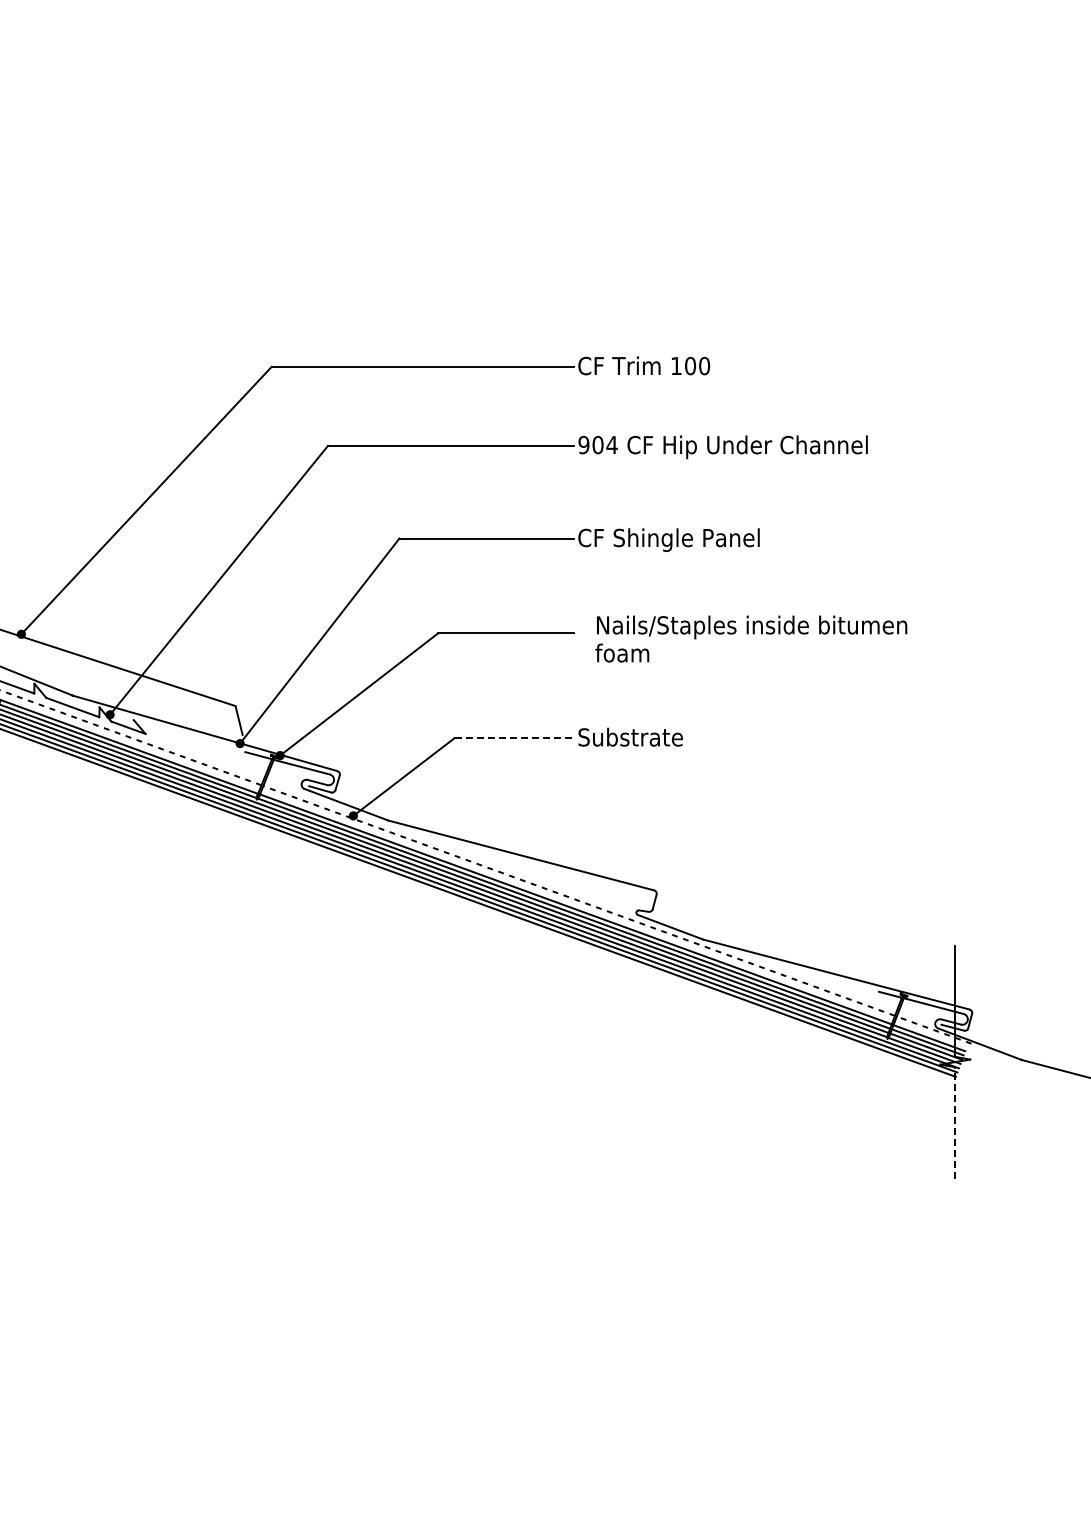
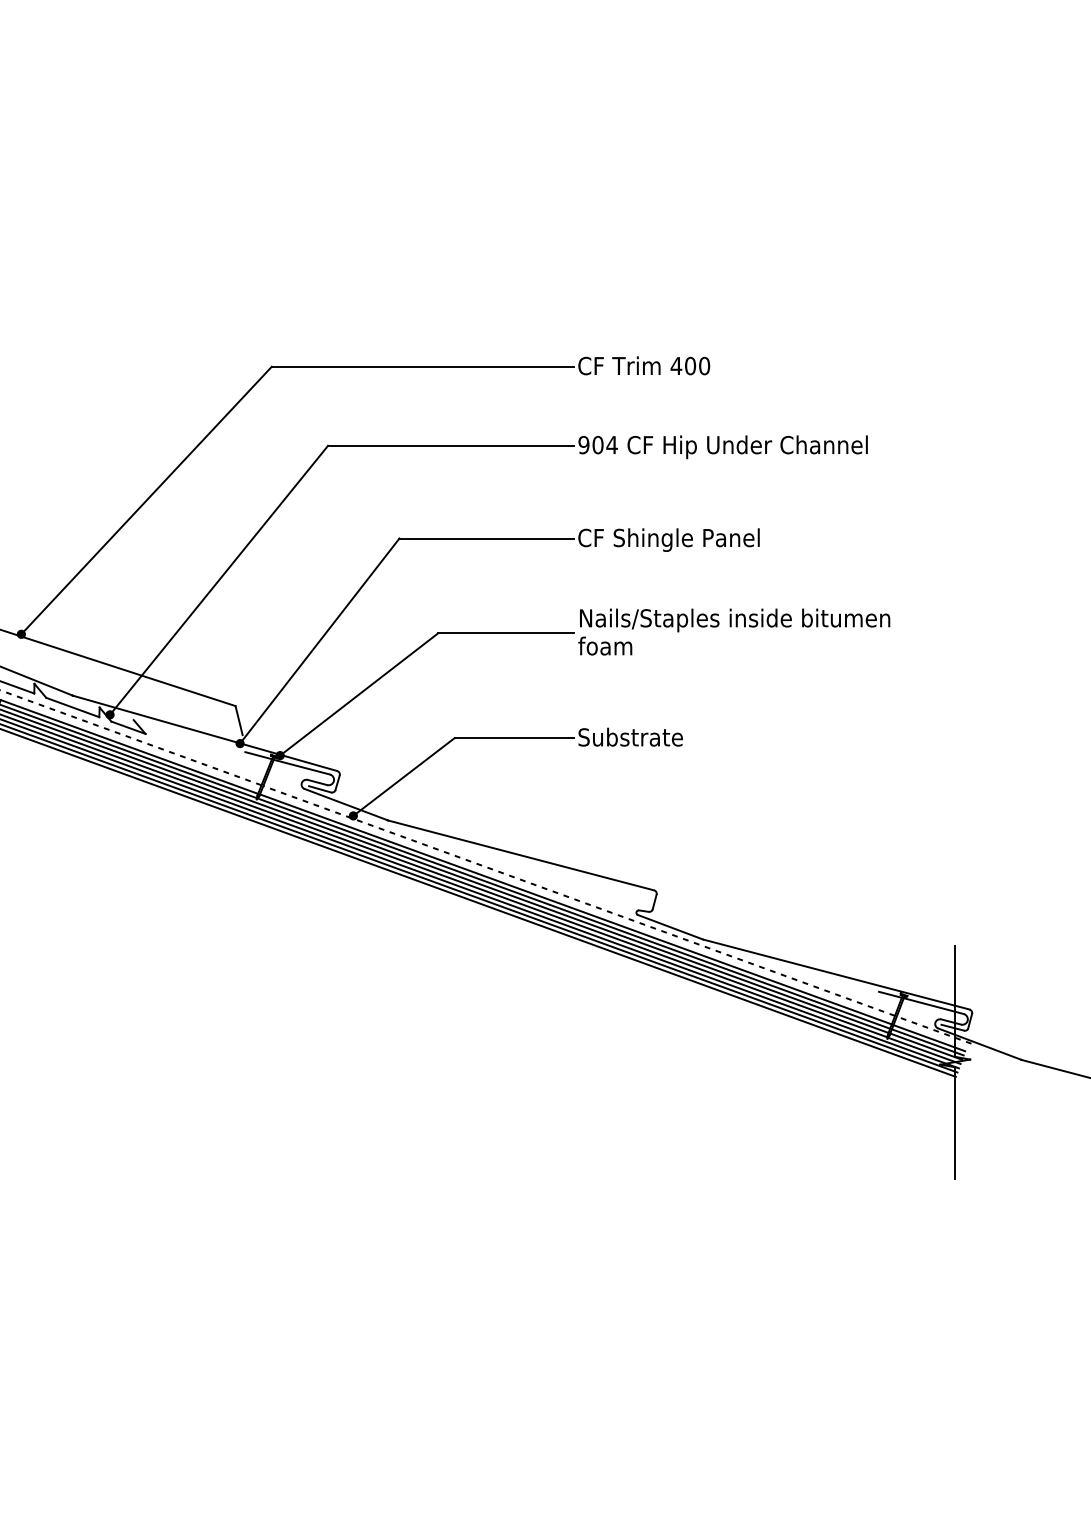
text: 100 -> 400 (676, 365)
text position: (751, 638) -> (734, 631) (734, 631)
line: dashed -> solid (514, 738)
line: dashed -> solid (955, 1122)
